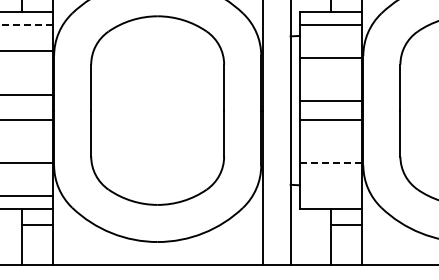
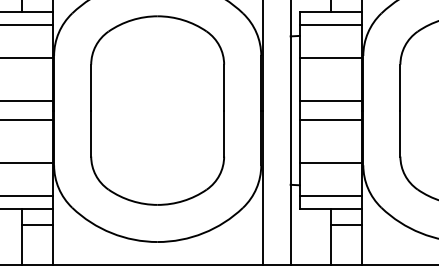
line: dashed -> solid (26, 25)
line position: (27, 50) -> (27, 57) (27, 57)
line position: (27, 94) -> (27, 100) (27, 100)
line: dashed -> solid (330, 163)
line: none -> present (330, 196)
